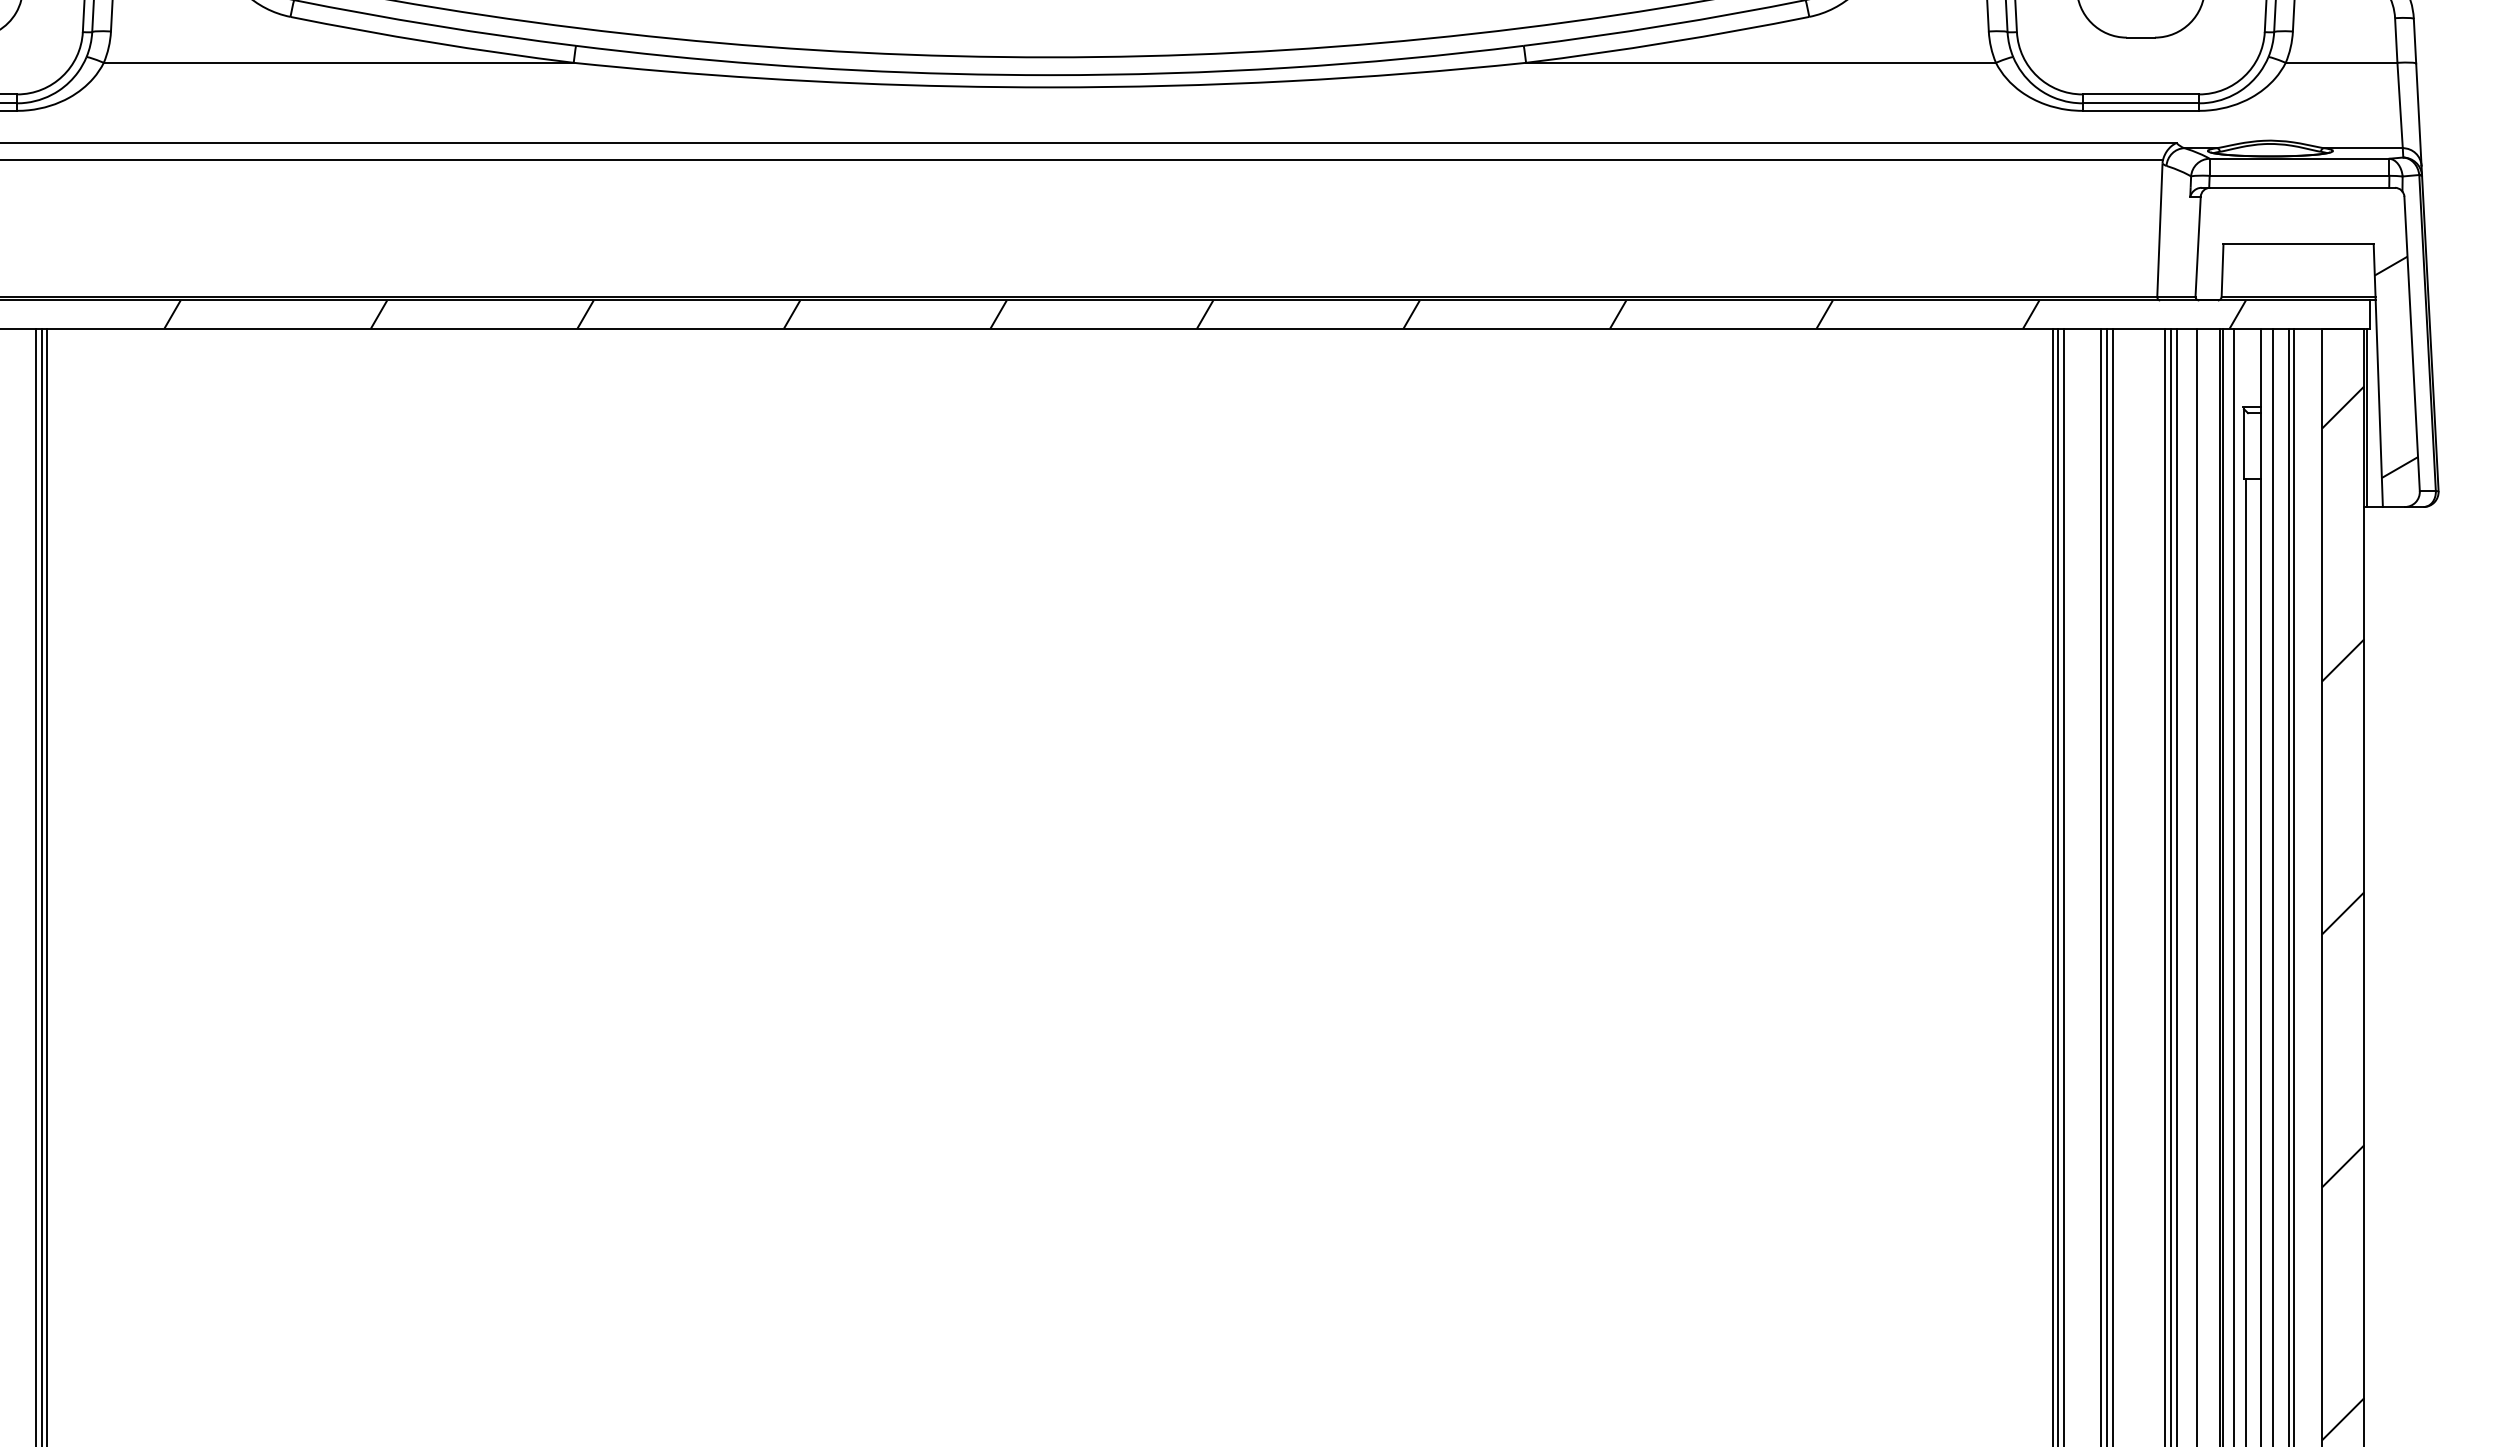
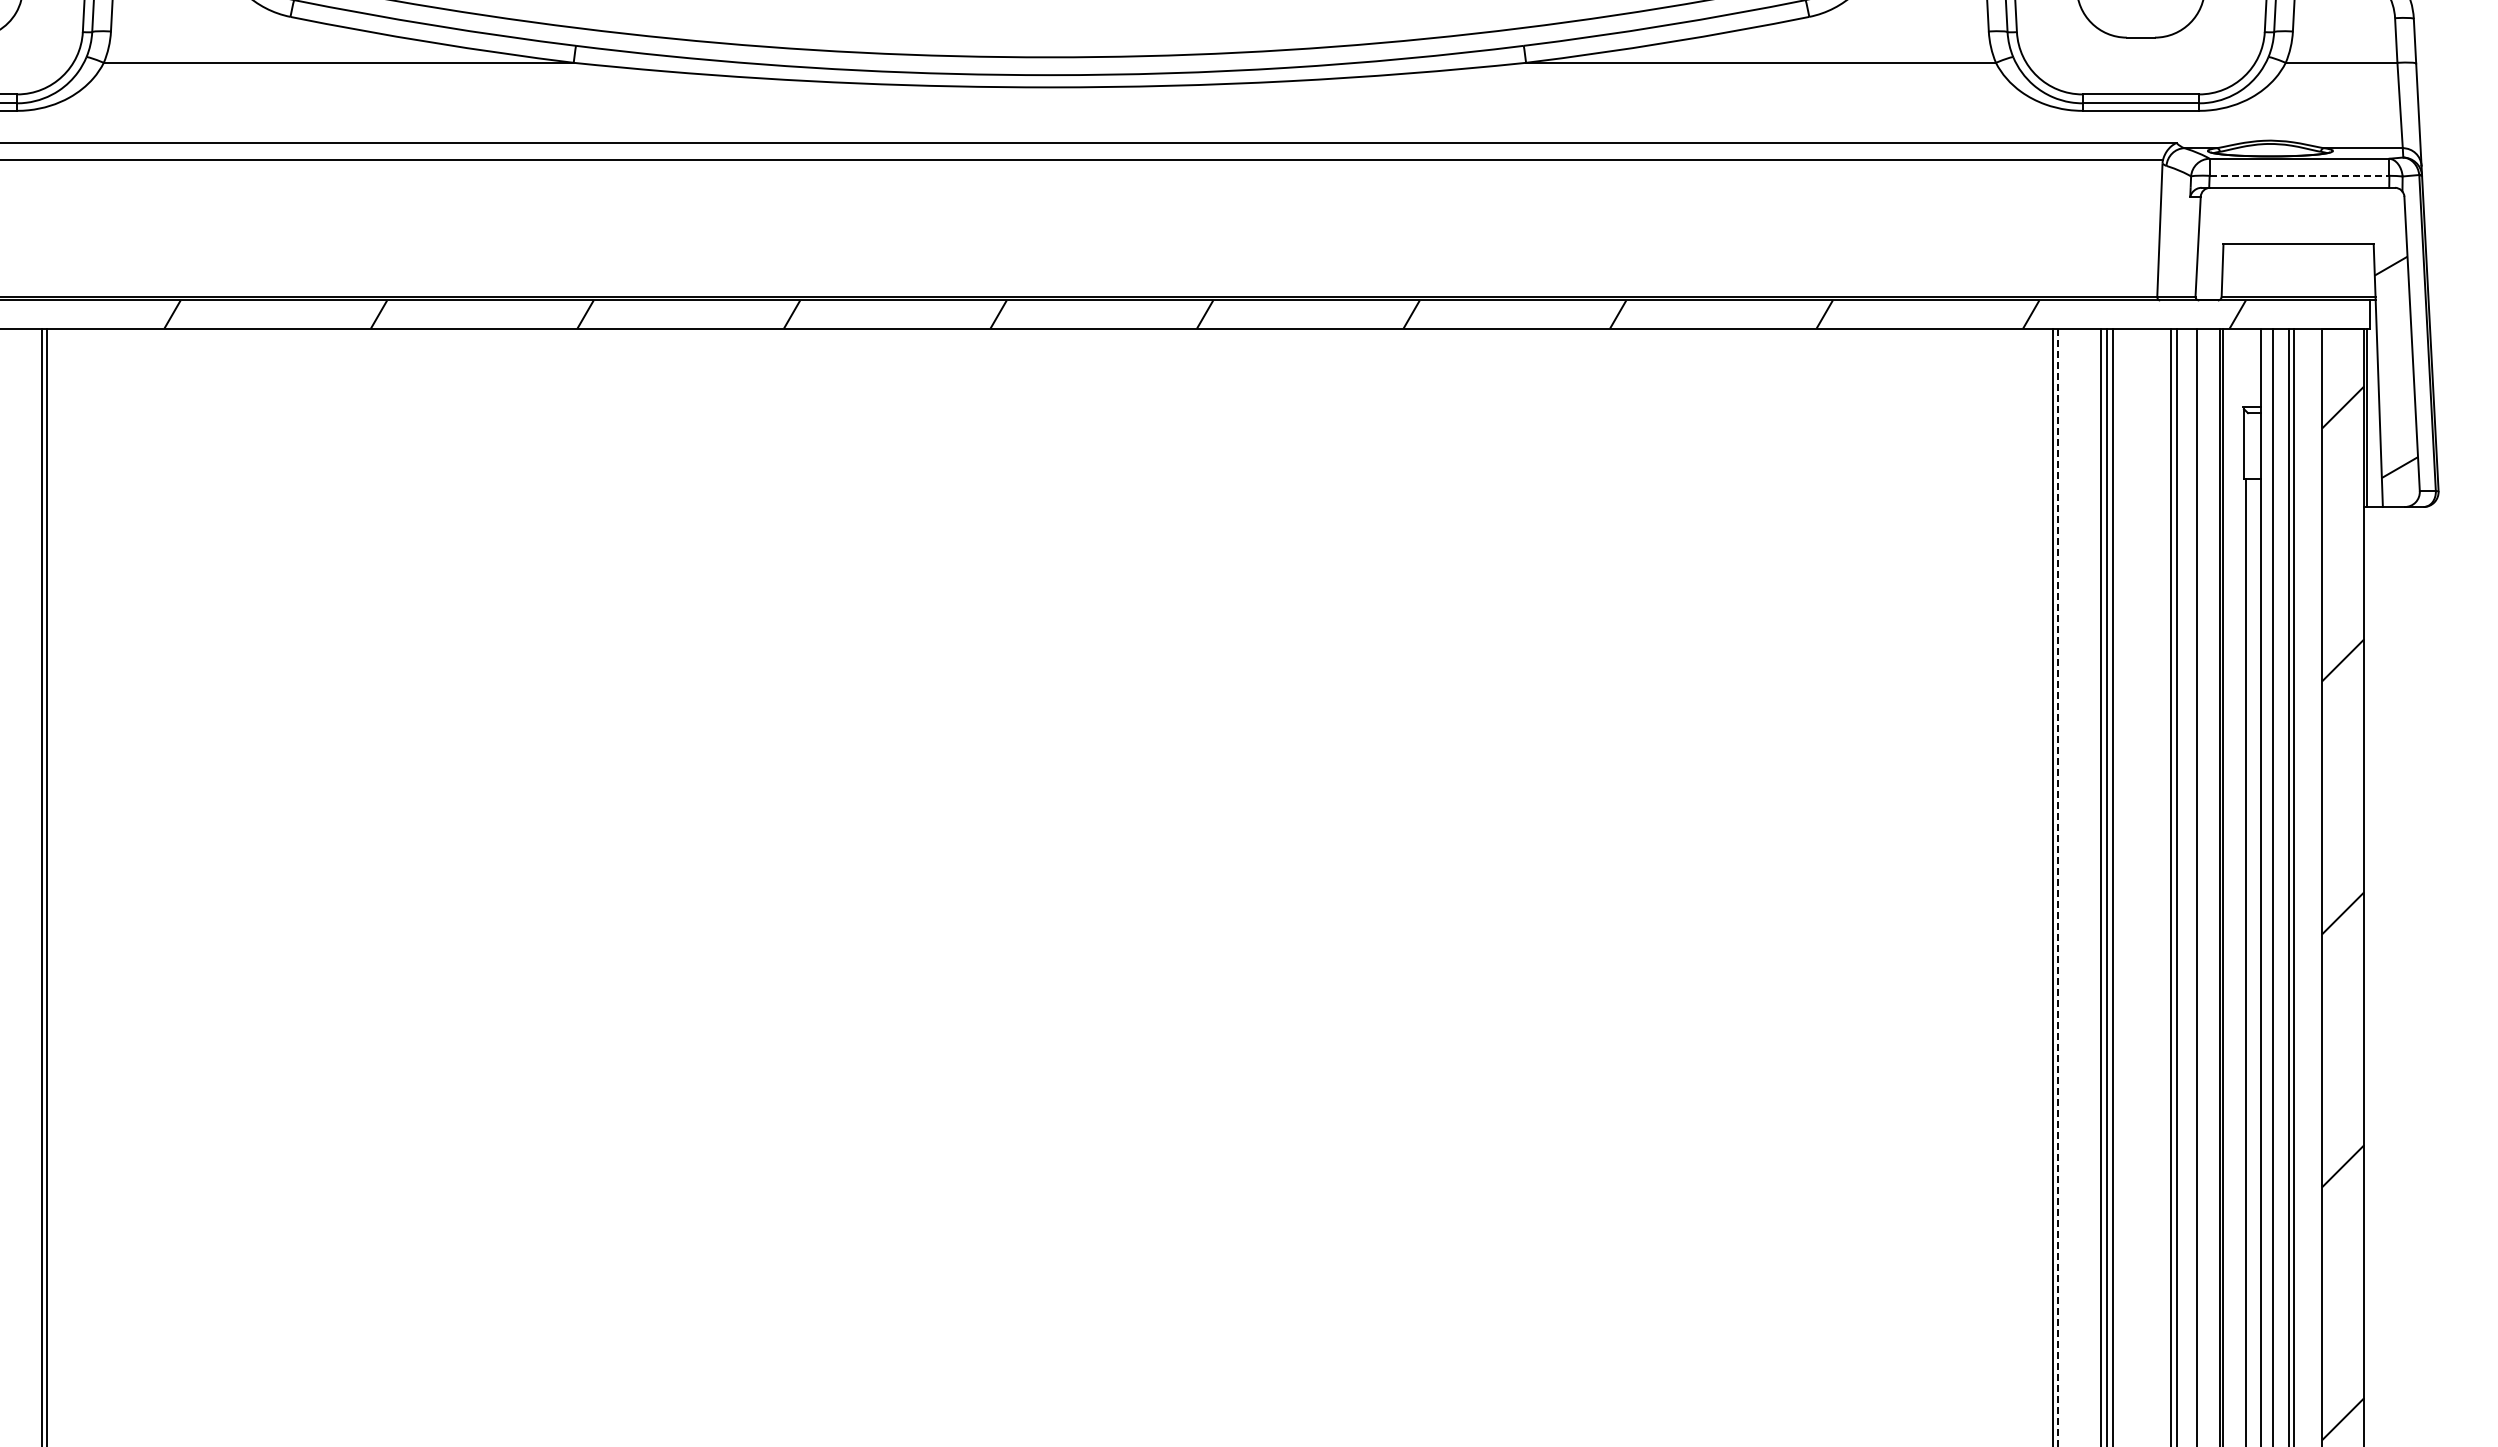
line: solid -> dashed (2299, 175)
line: present -> none (35, 885)
line: present -> none (2063, 885)
line: present -> none (2165, 885)
line: present -> none (2233, 885)
line: solid -> dashed (2058, 887)
